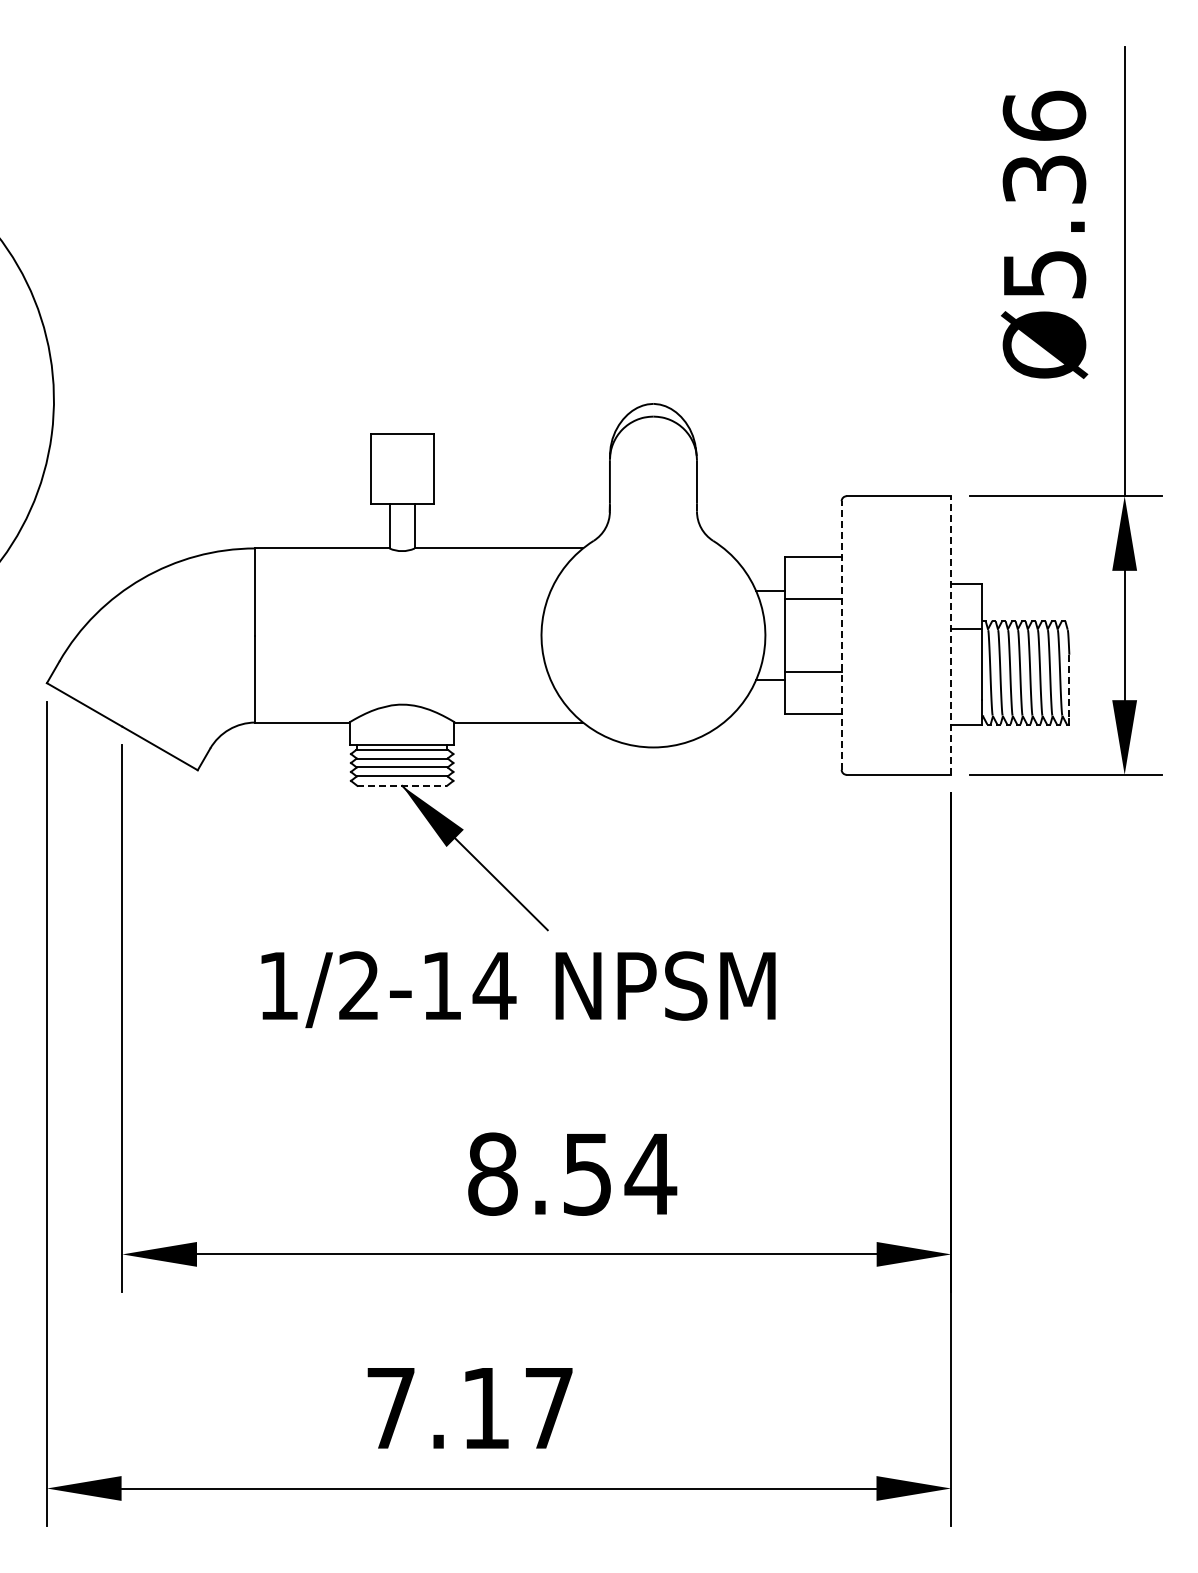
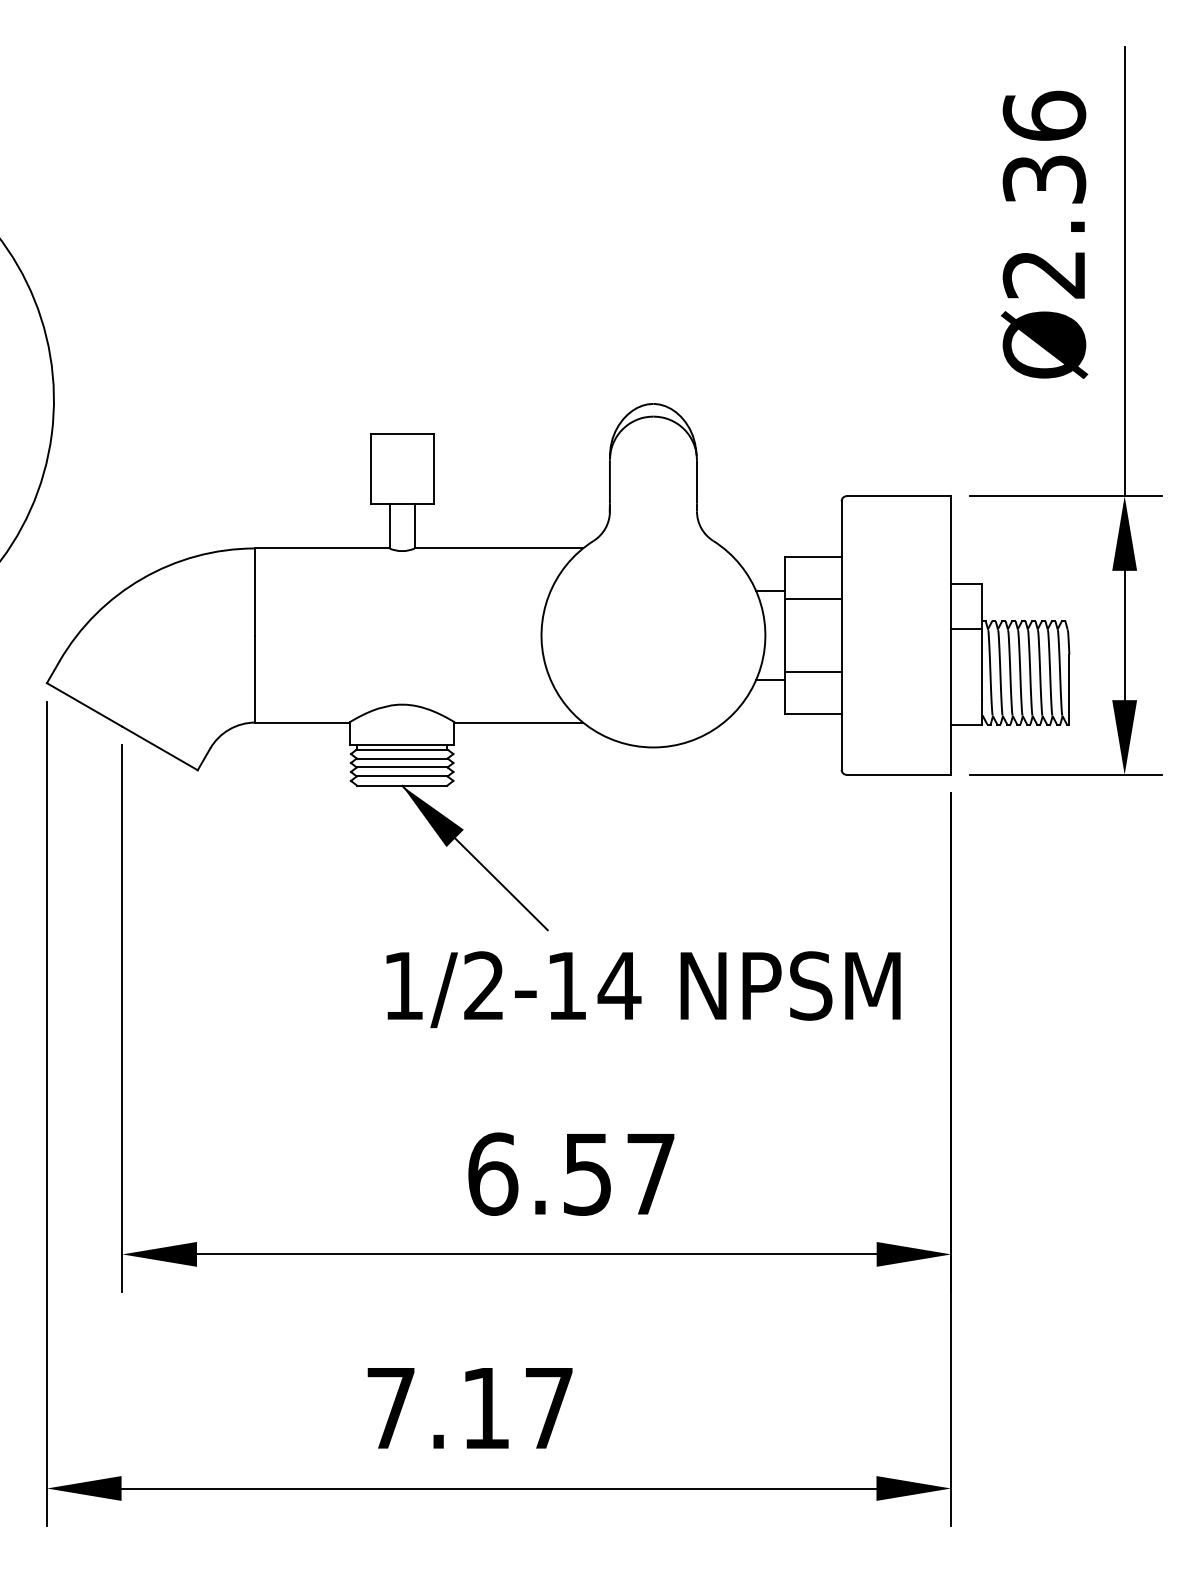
text: Ø5.36 -> Ø2.36 (1044, 274)
line: dashed -> solid (841, 635)
line: dashed -> solid (951, 635)
line: dashed -> solid (1069, 687)
line: dashed -> solid (402, 785)
text position: (518, 989) -> (643, 989) (643, 989)
text: 8.54 -> 6.57 (572, 1173)
